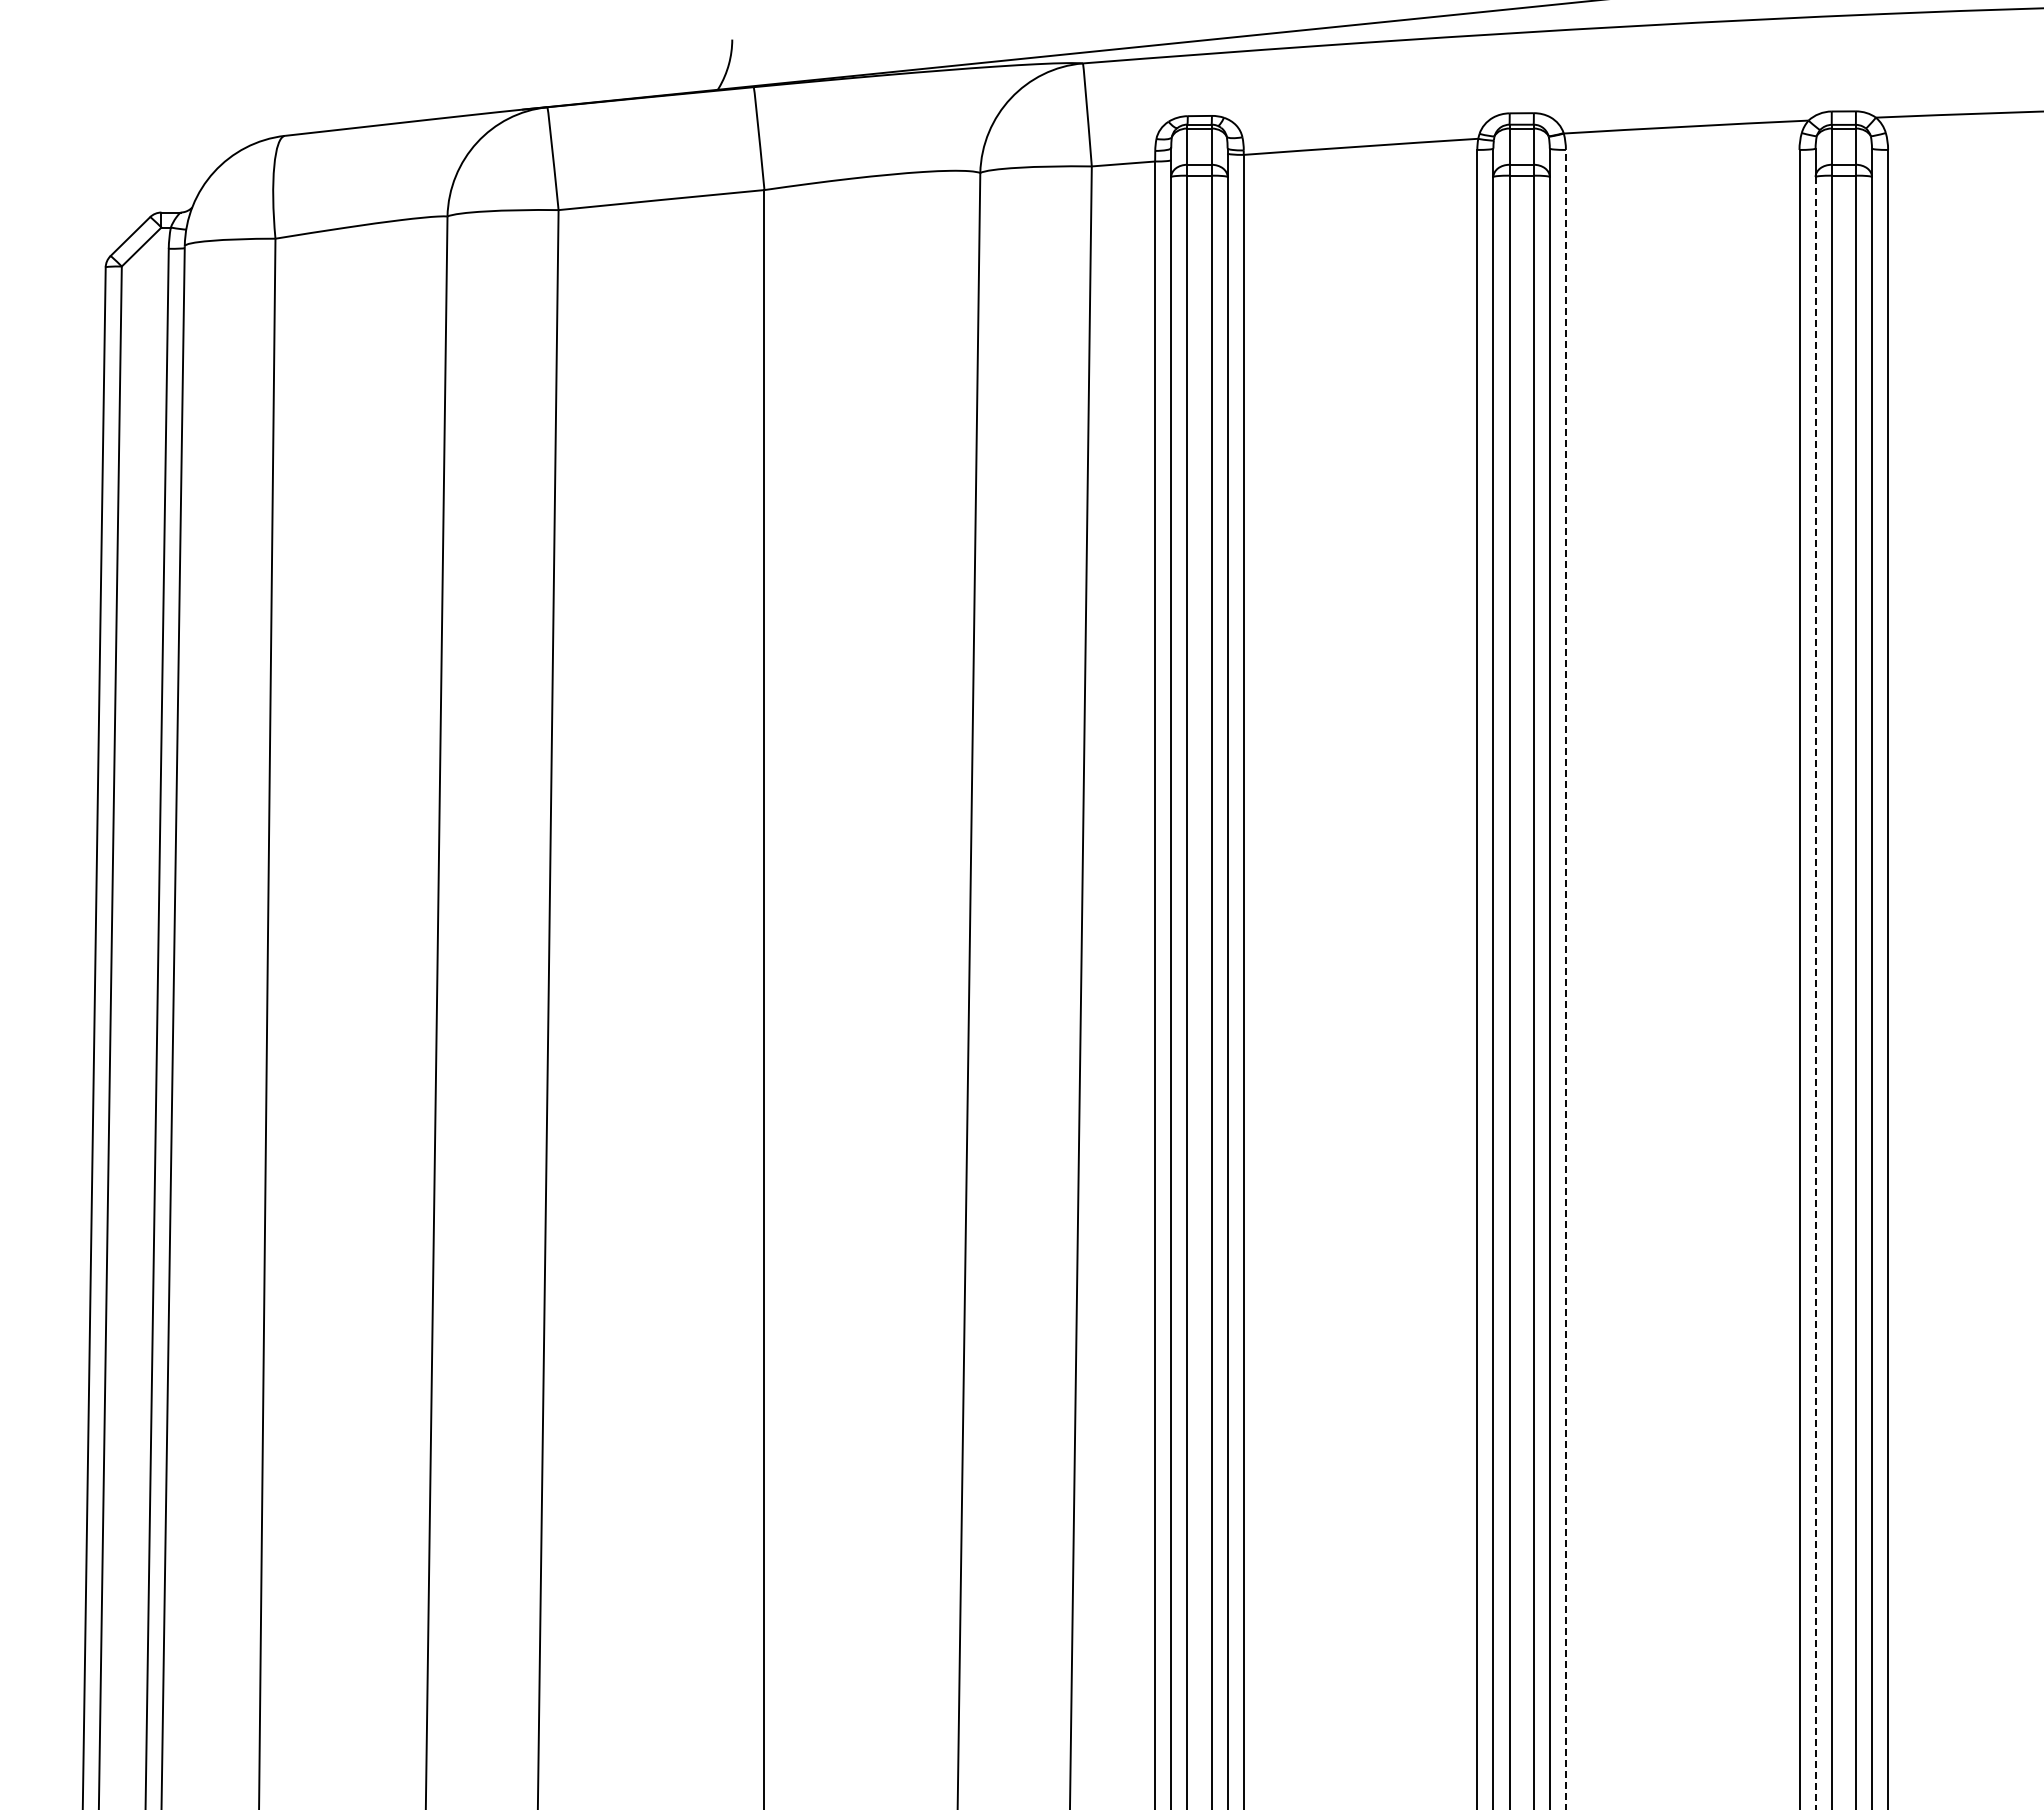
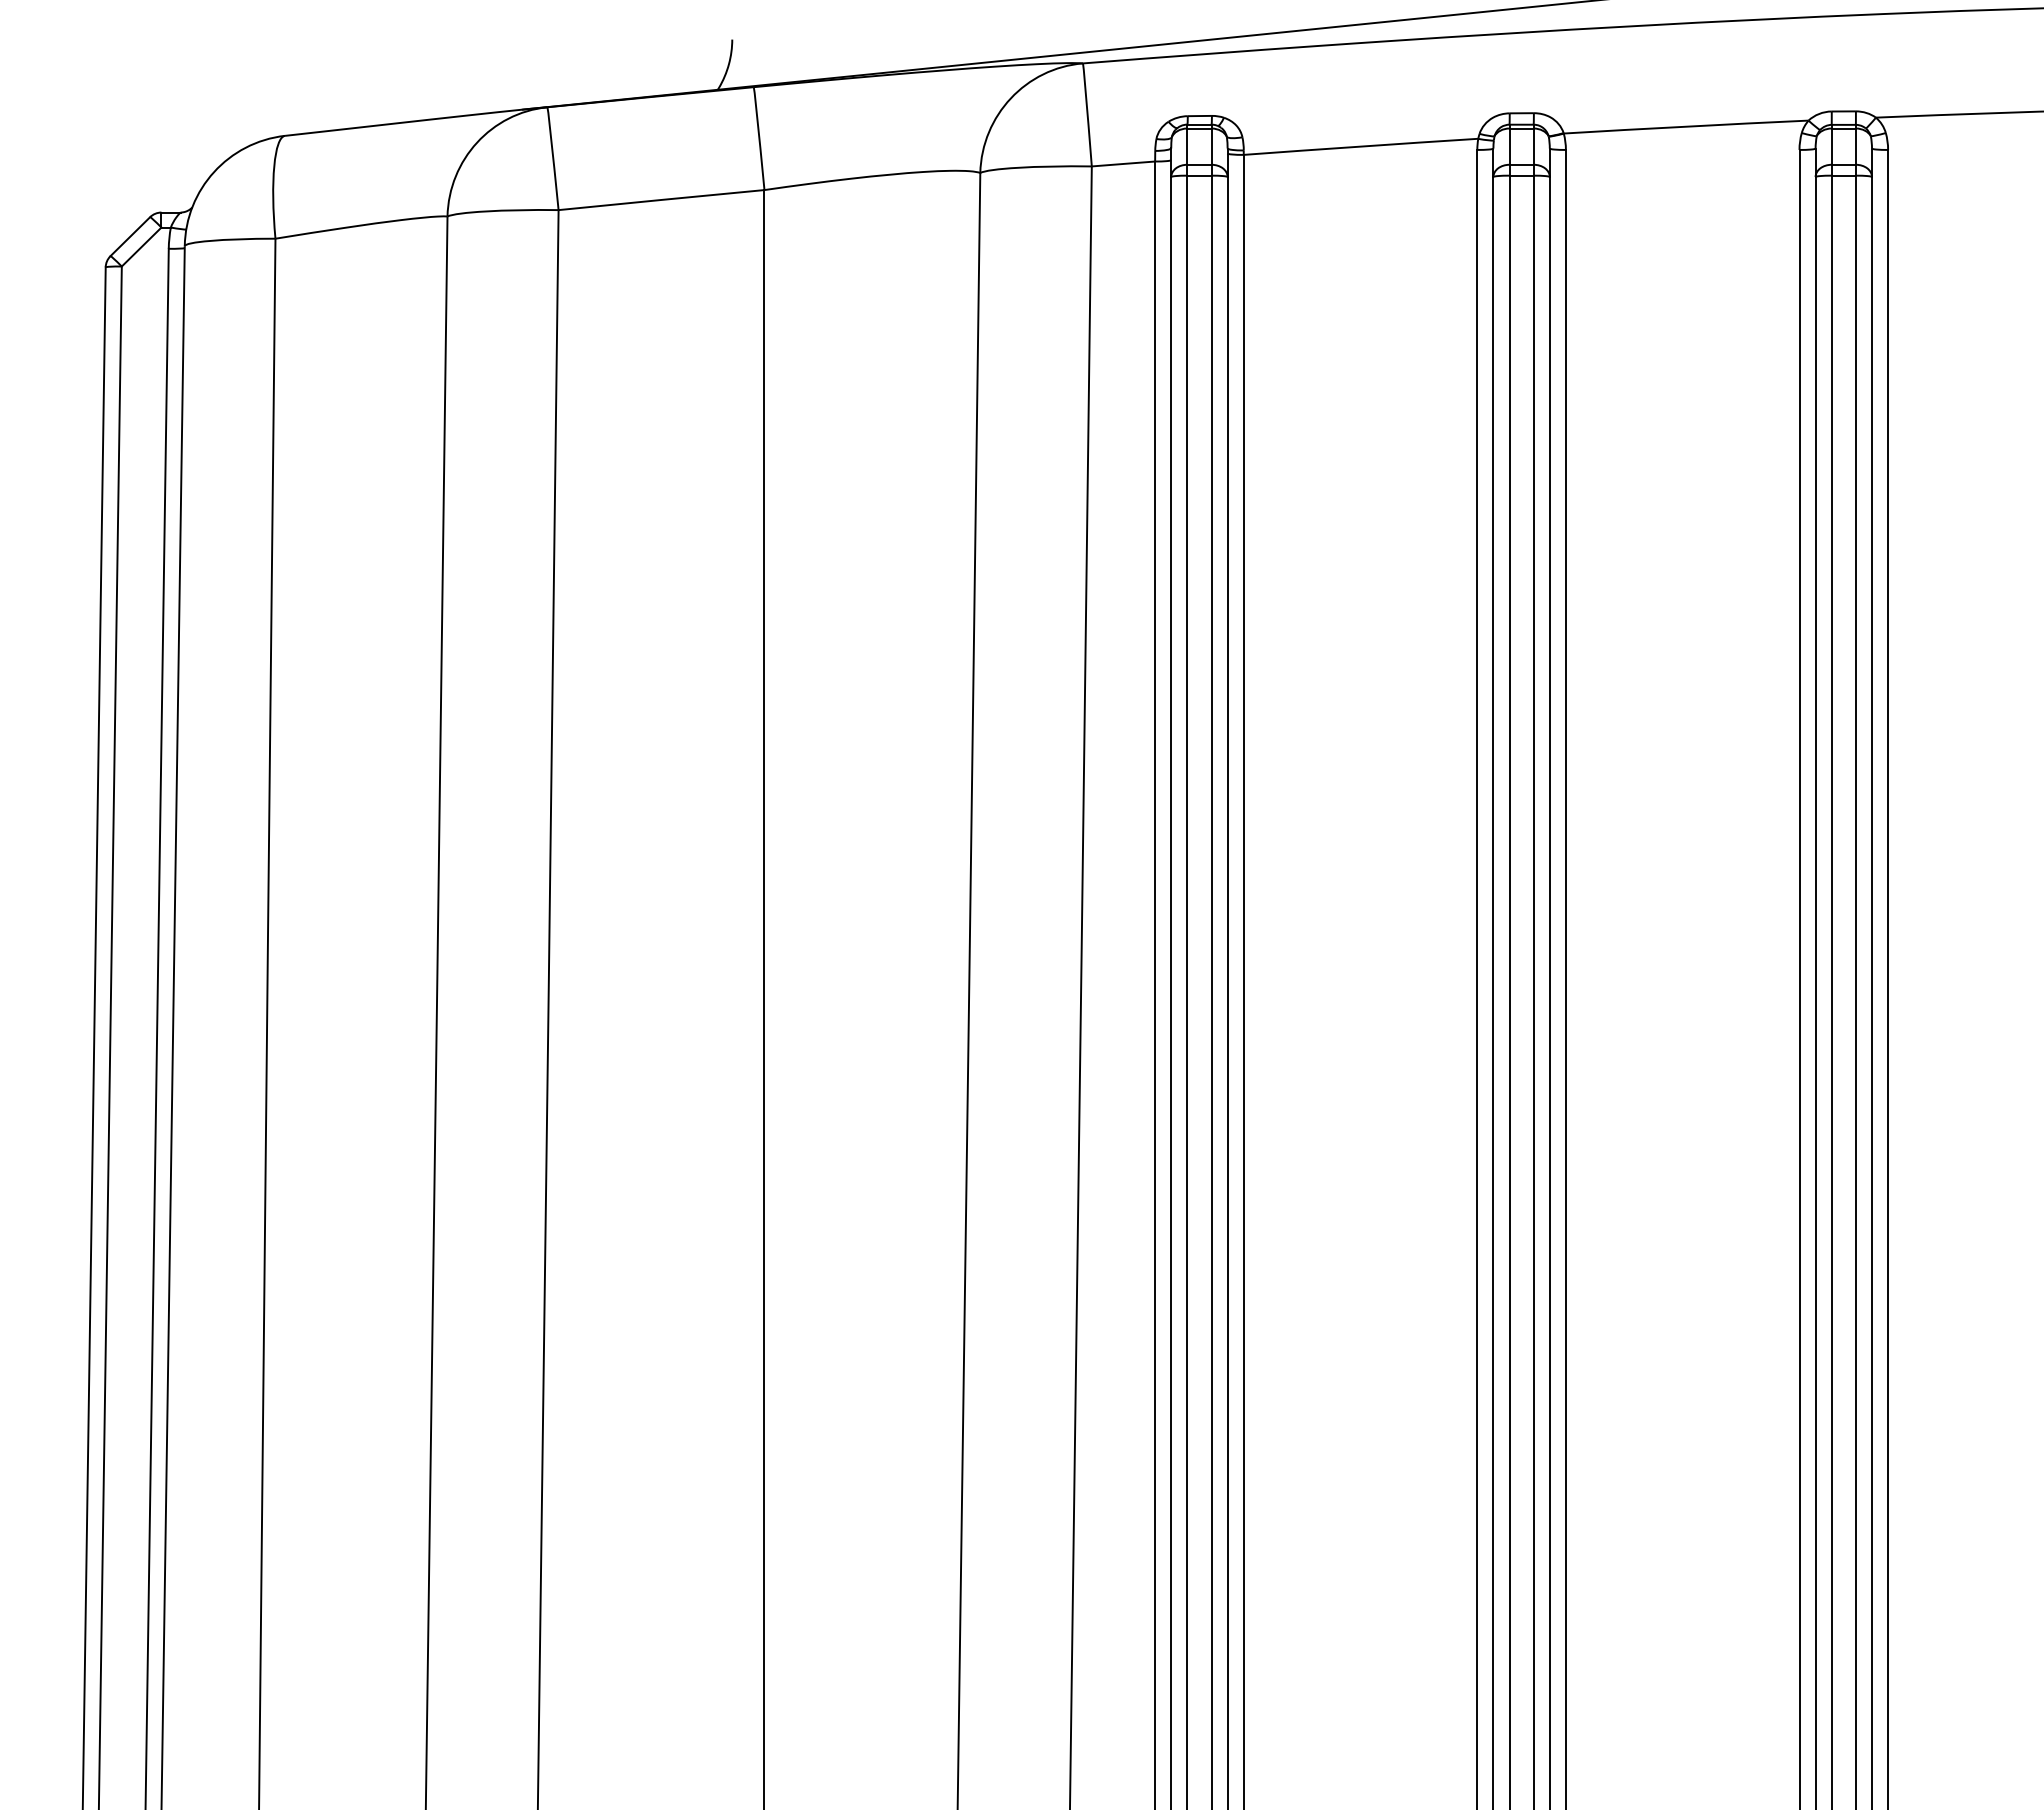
line: dashed -> solid (1565, 979)
line: dashed -> solid (1815, 993)
